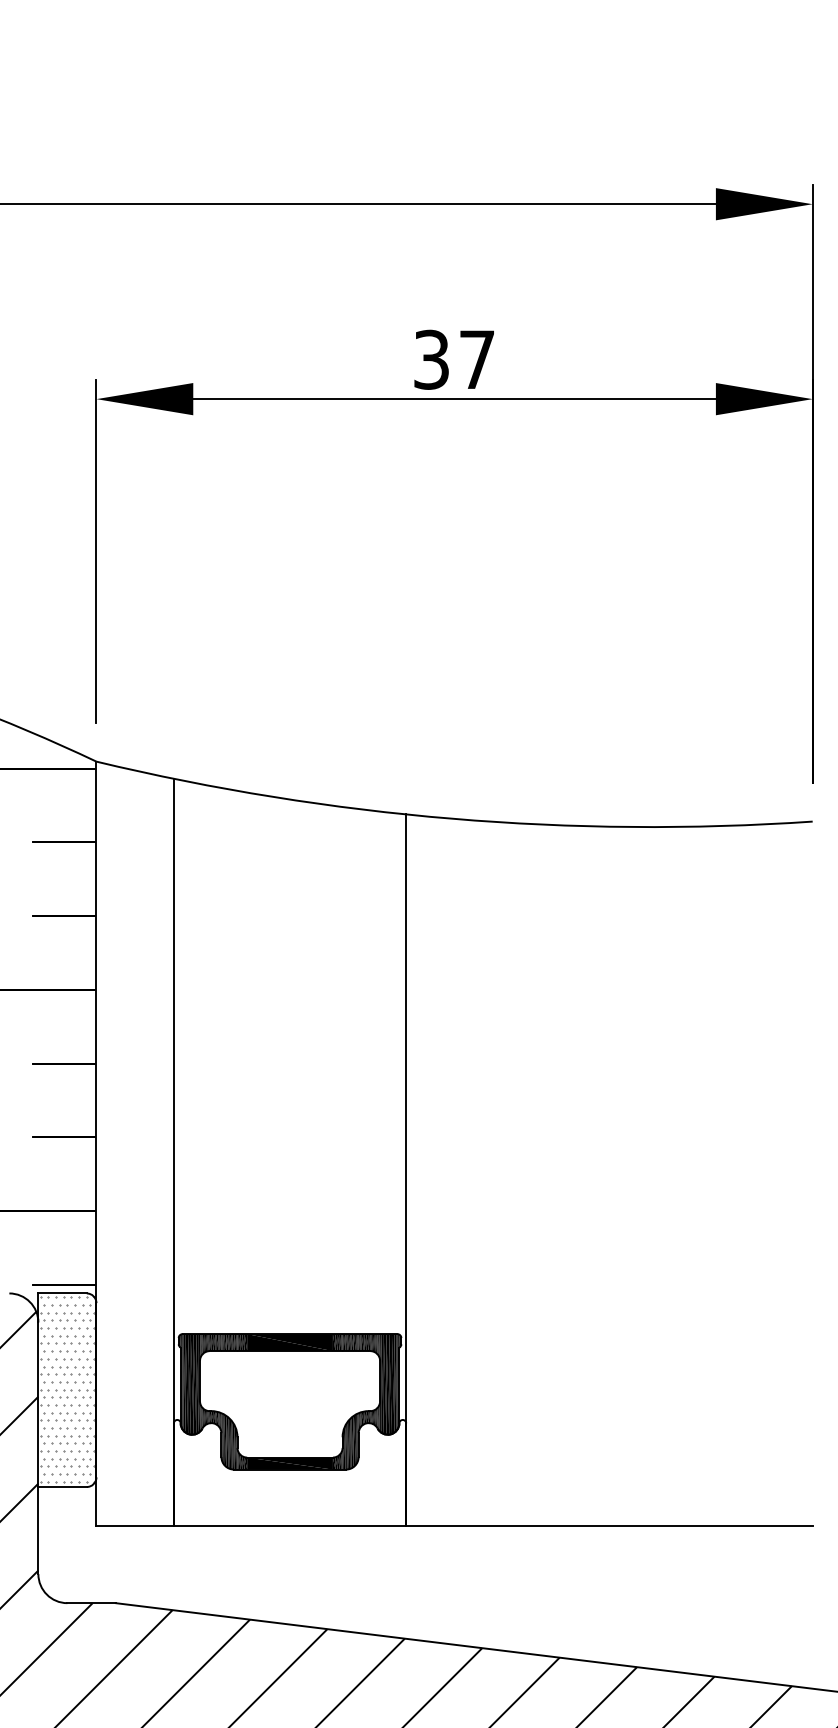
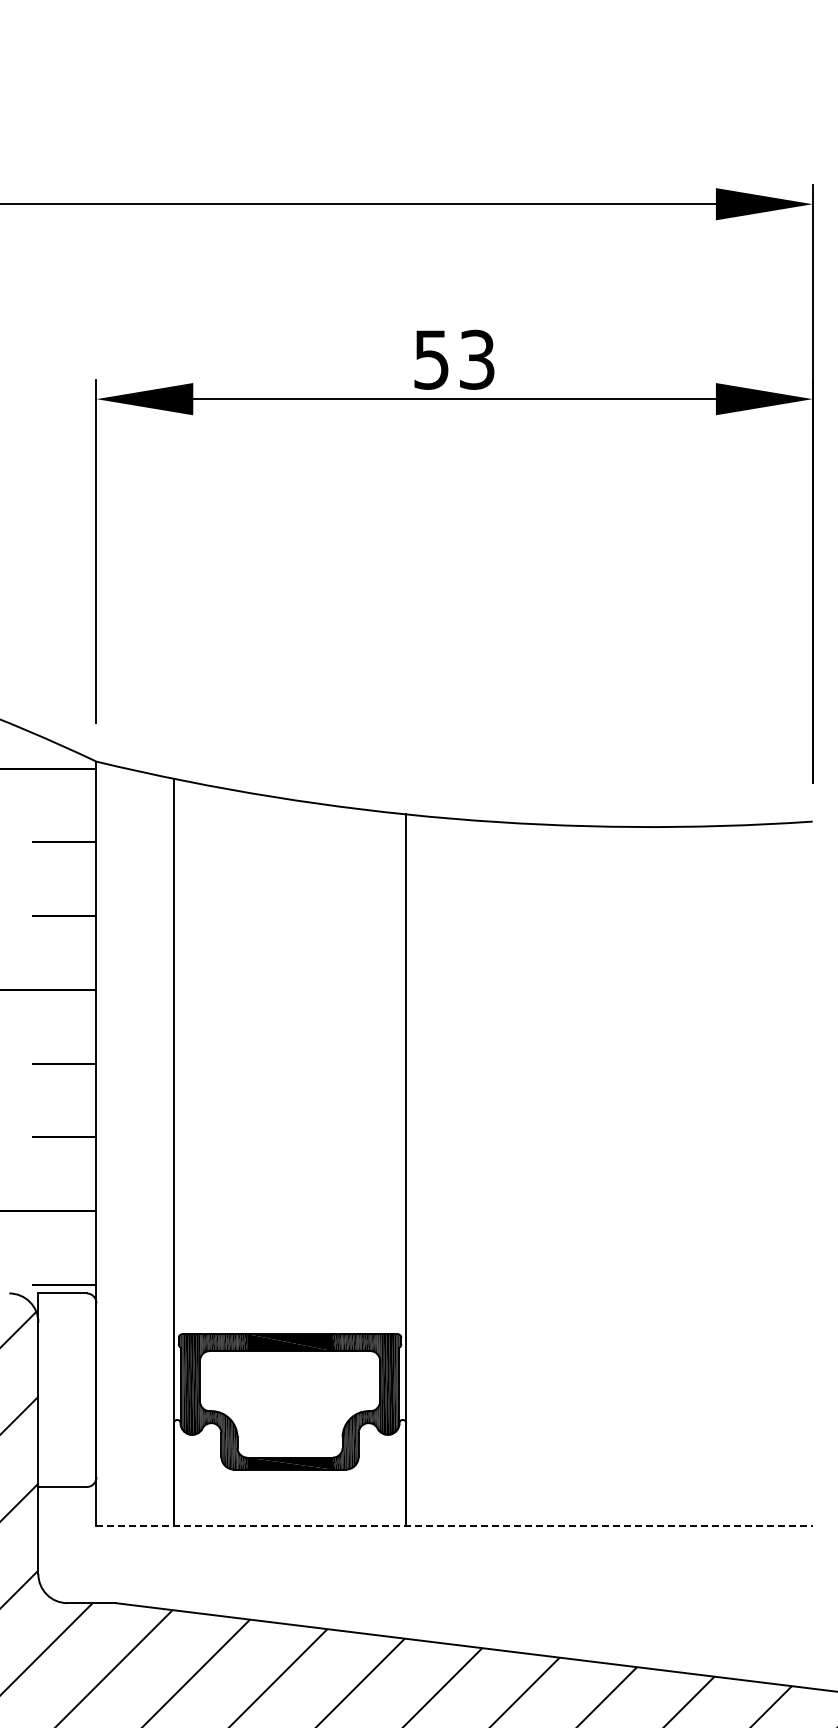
text: 37 -> 53 (454, 359)
hatch: present -> none (67, 1389)
line: solid -> dashed (455, 1525)
